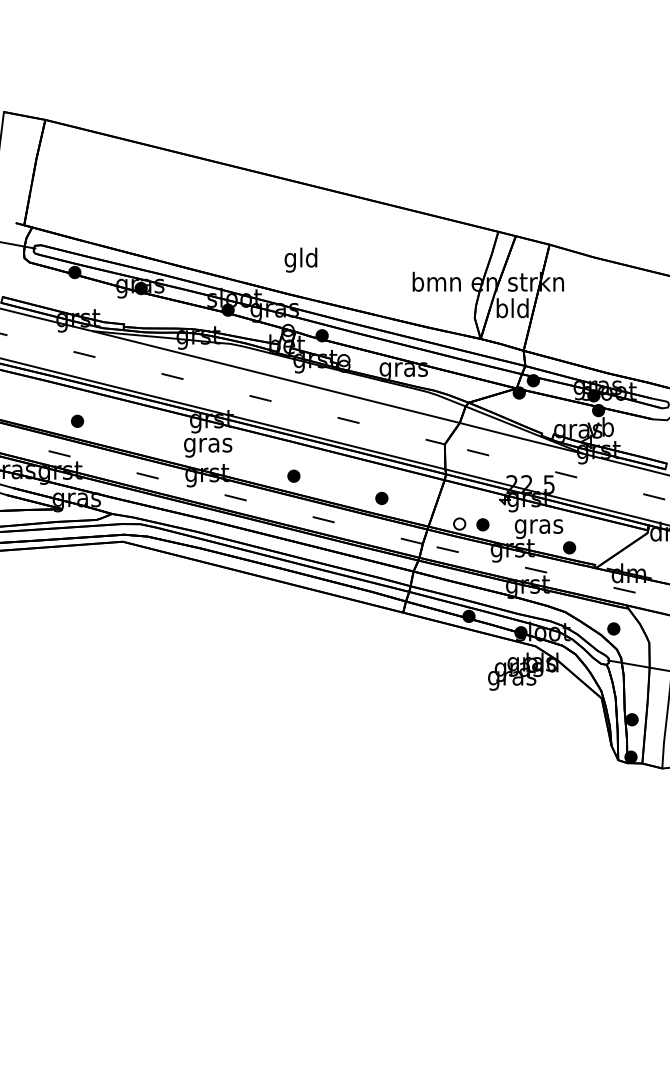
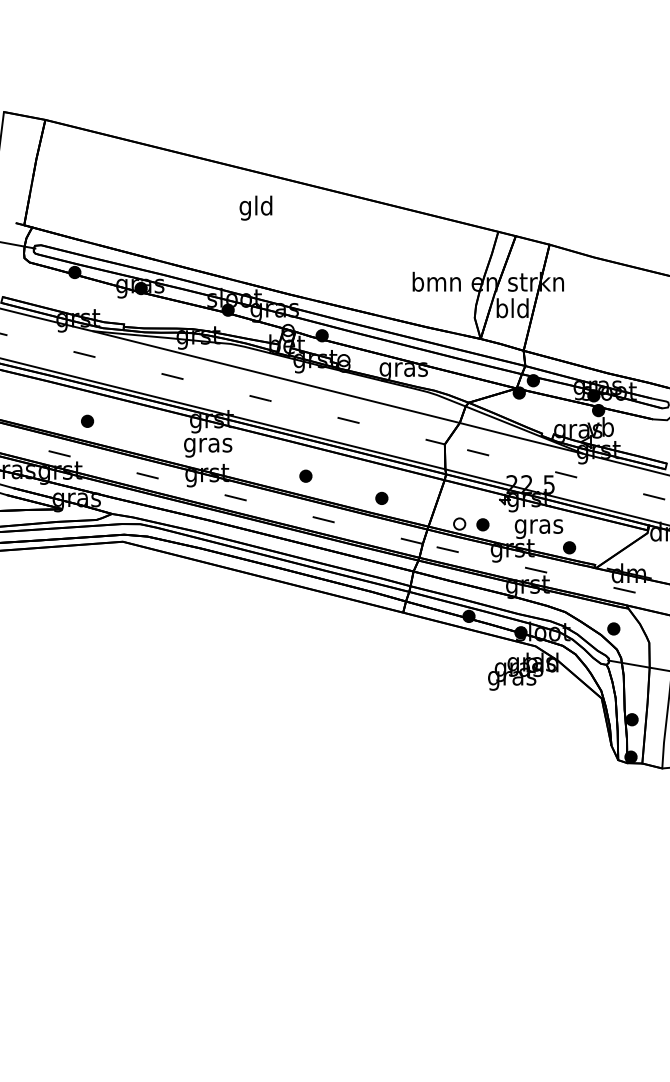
text position: (300, 259) -> (255, 207) (255, 207)
part position: (77, 420) -> (87, 420) (87, 420)
part position: (293, 475) -> (305, 475) (305, 475)
